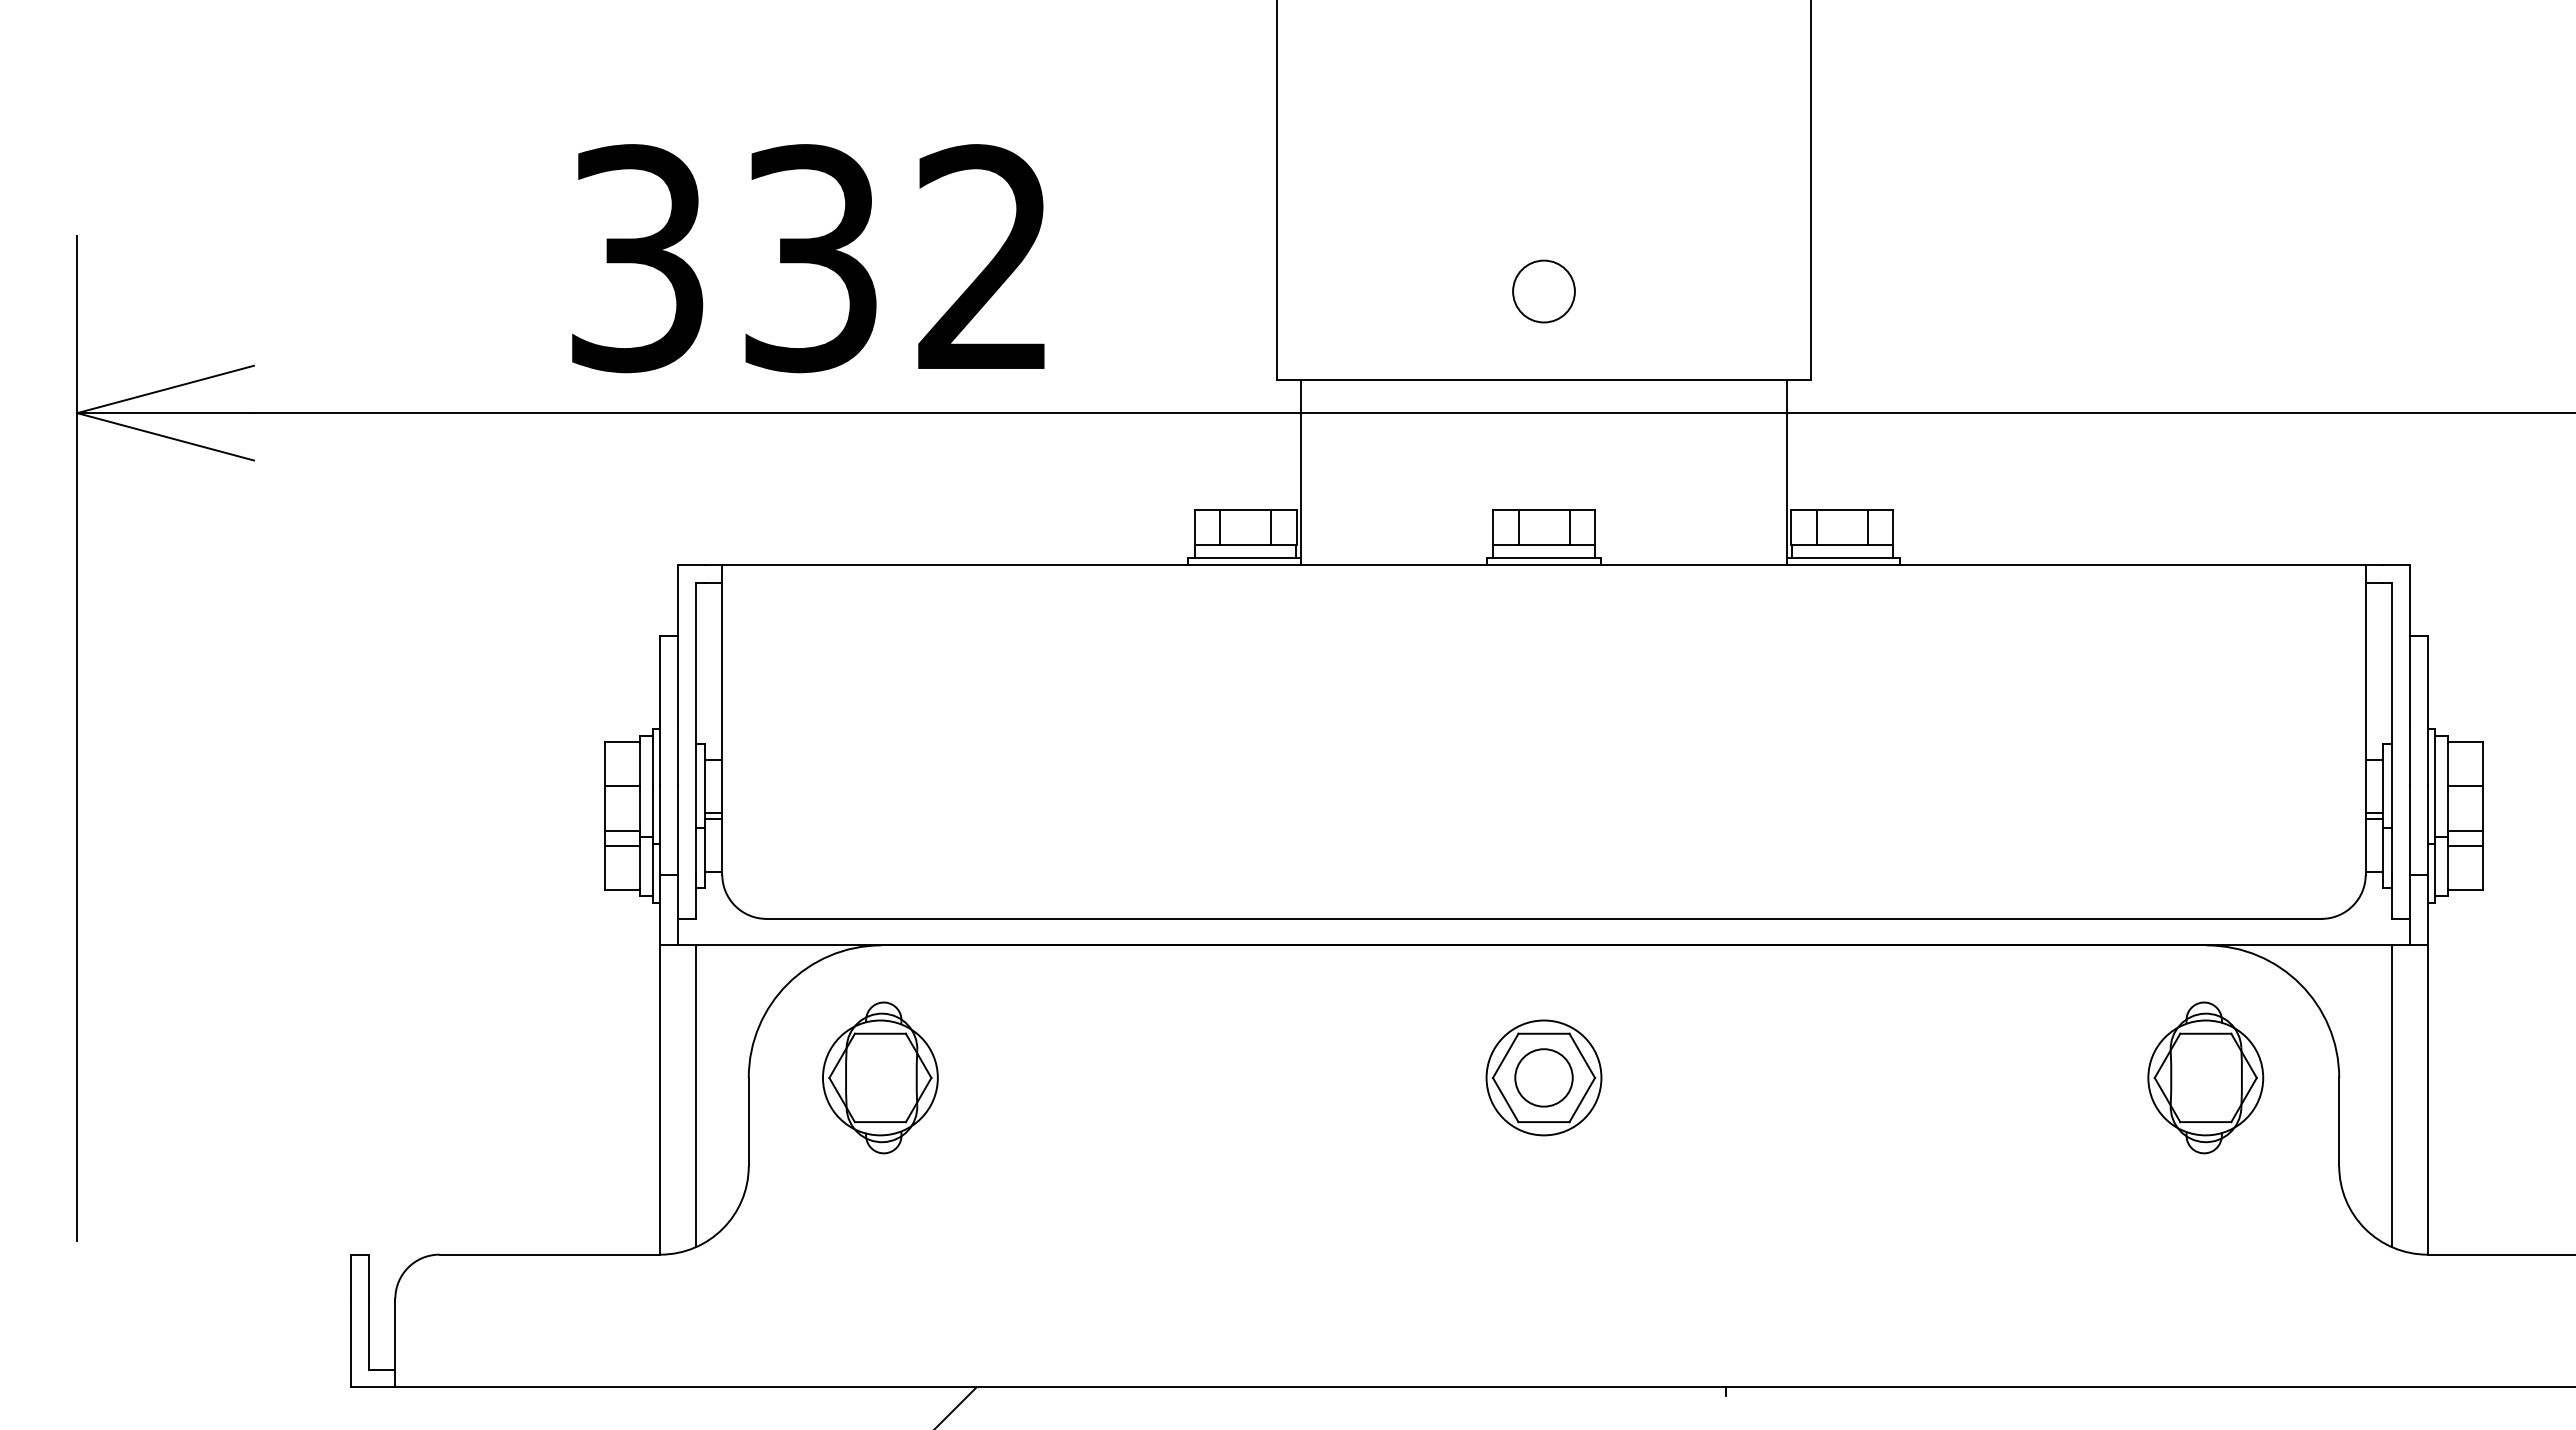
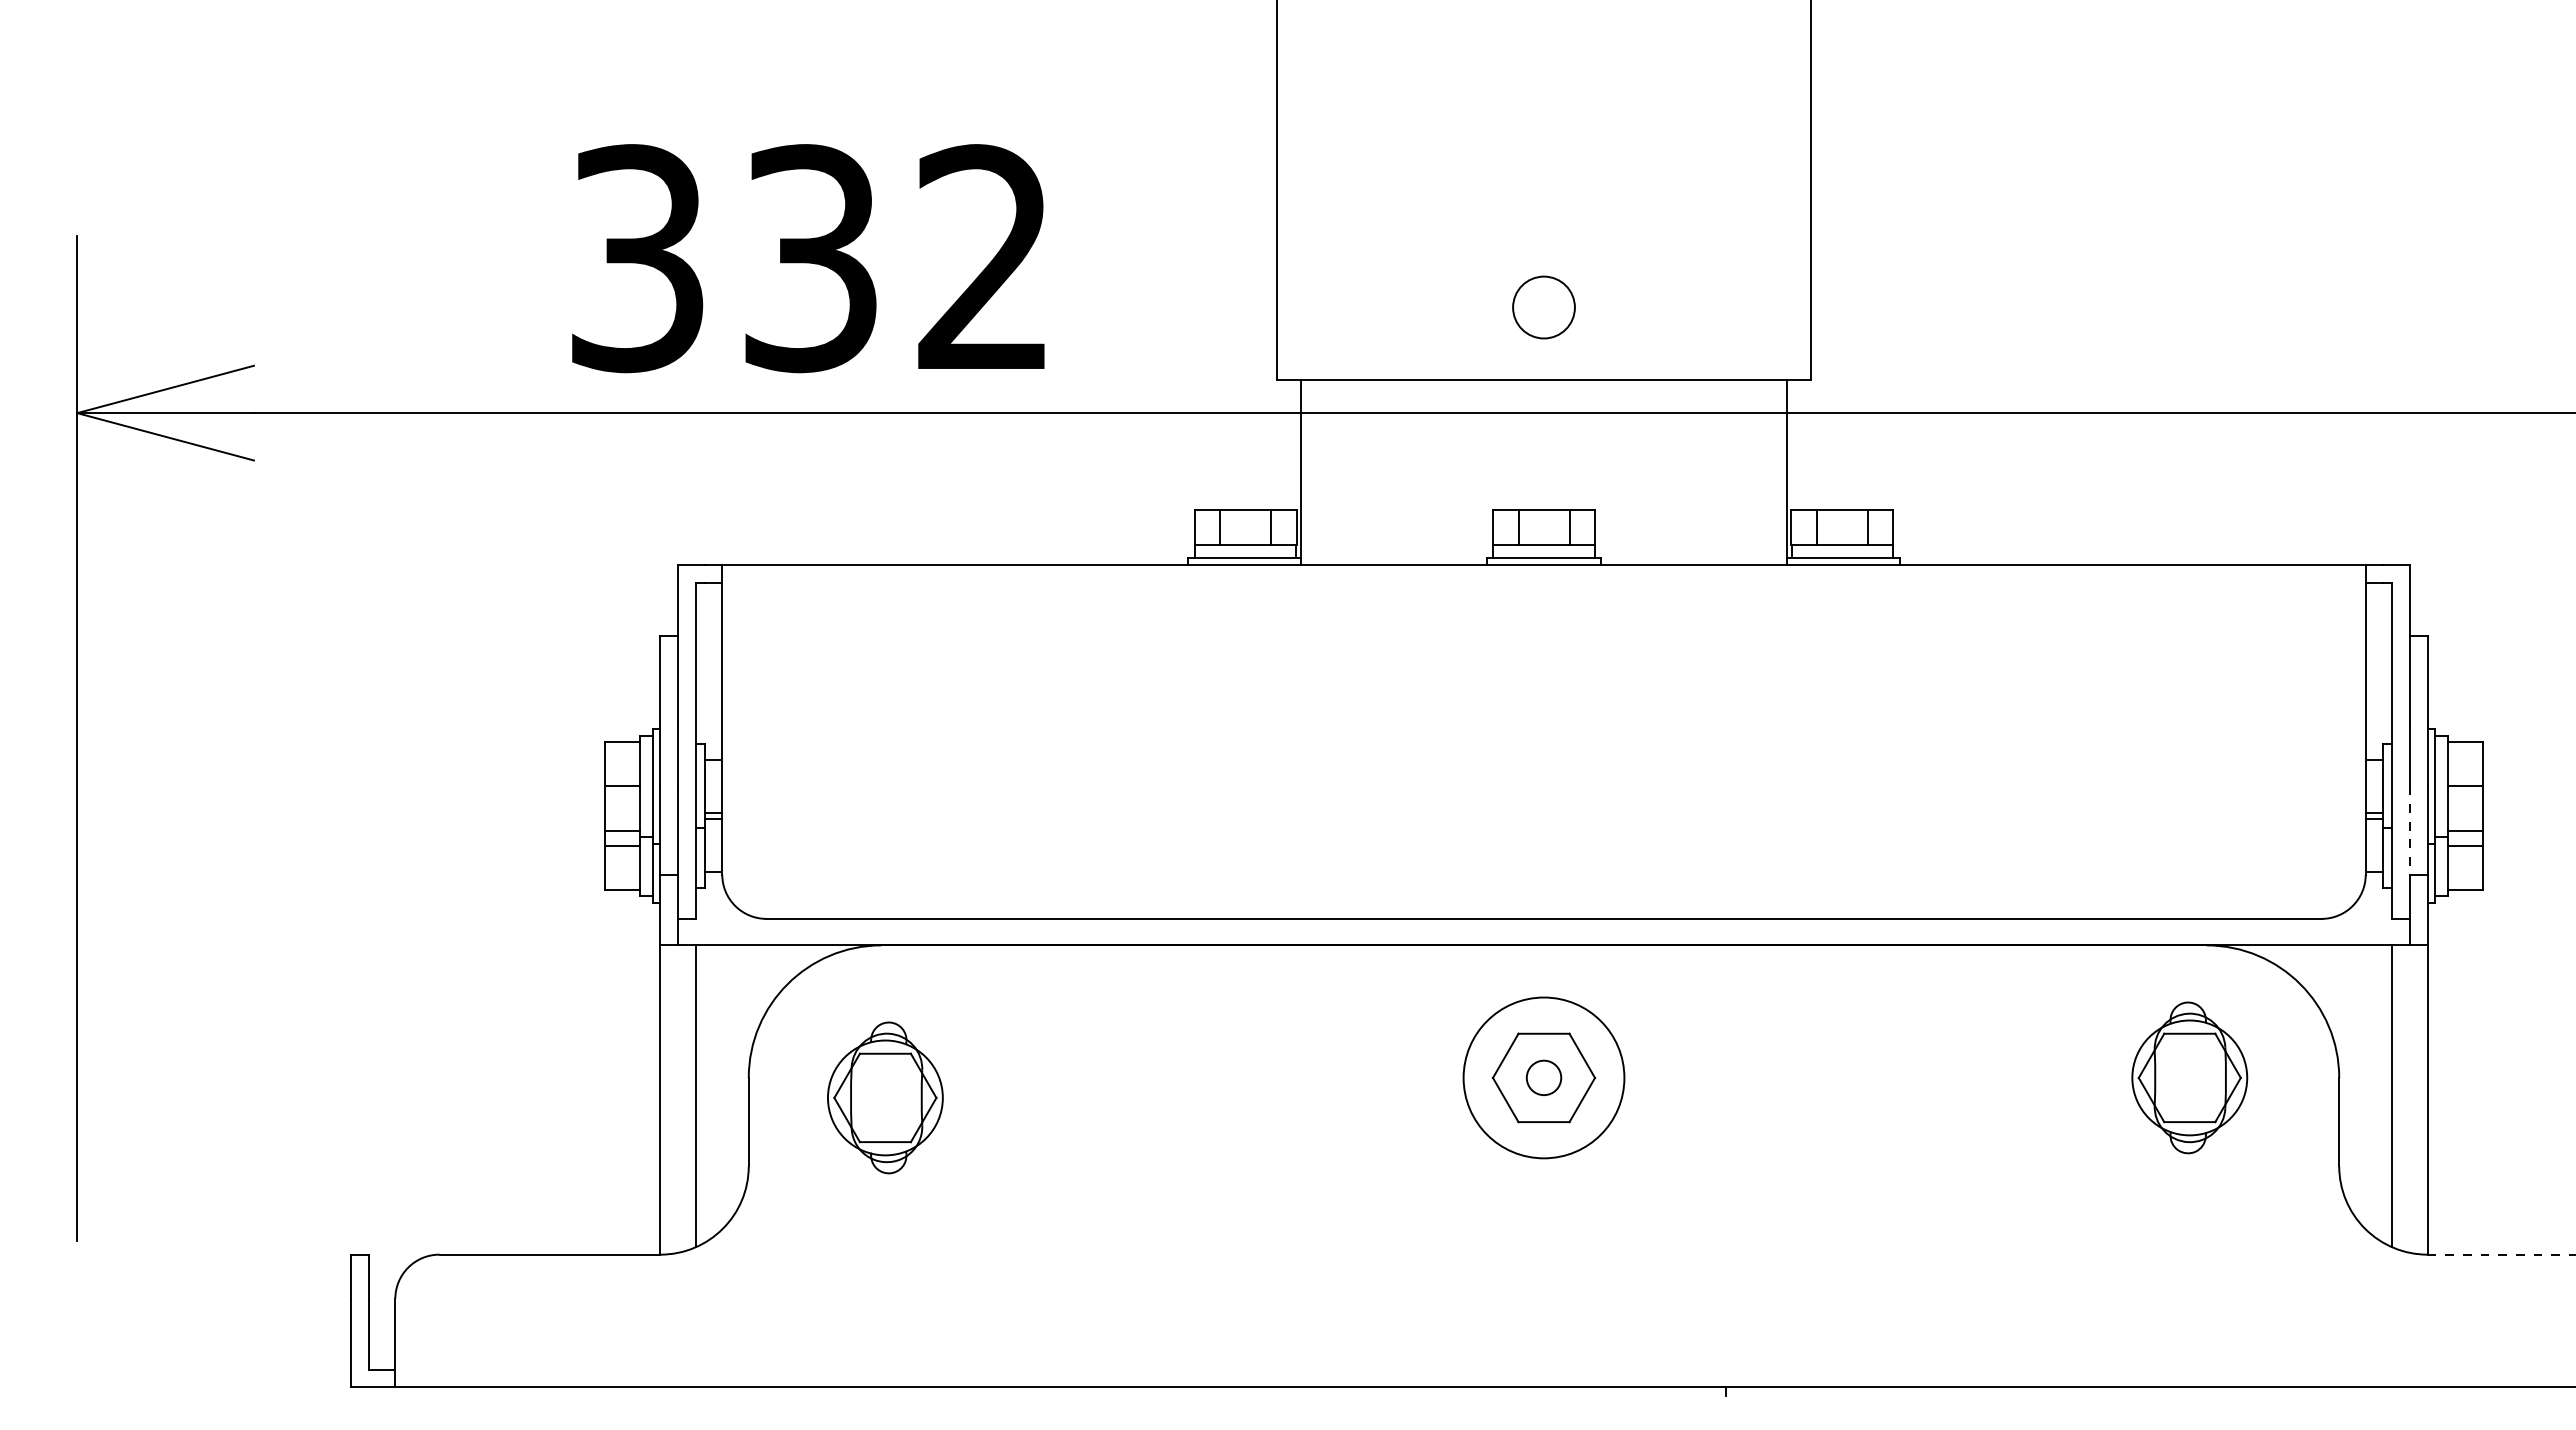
circle position: (1543, 291) -> (1543, 307) (1543, 307)
line: solid -> dashed (2409, 831)
part position: (880, 1077) -> (885, 1097) (885, 1097)
circle diameter: 115 px -> 161 px (1543, 1077)
circle diameter: 57 px -> 34 px (1543, 1077)
part position: (2205, 1077) -> (2189, 1077) (2189, 1077)
line: solid -> dashed (2501, 1254)
line: present -> none (956, 1406)
